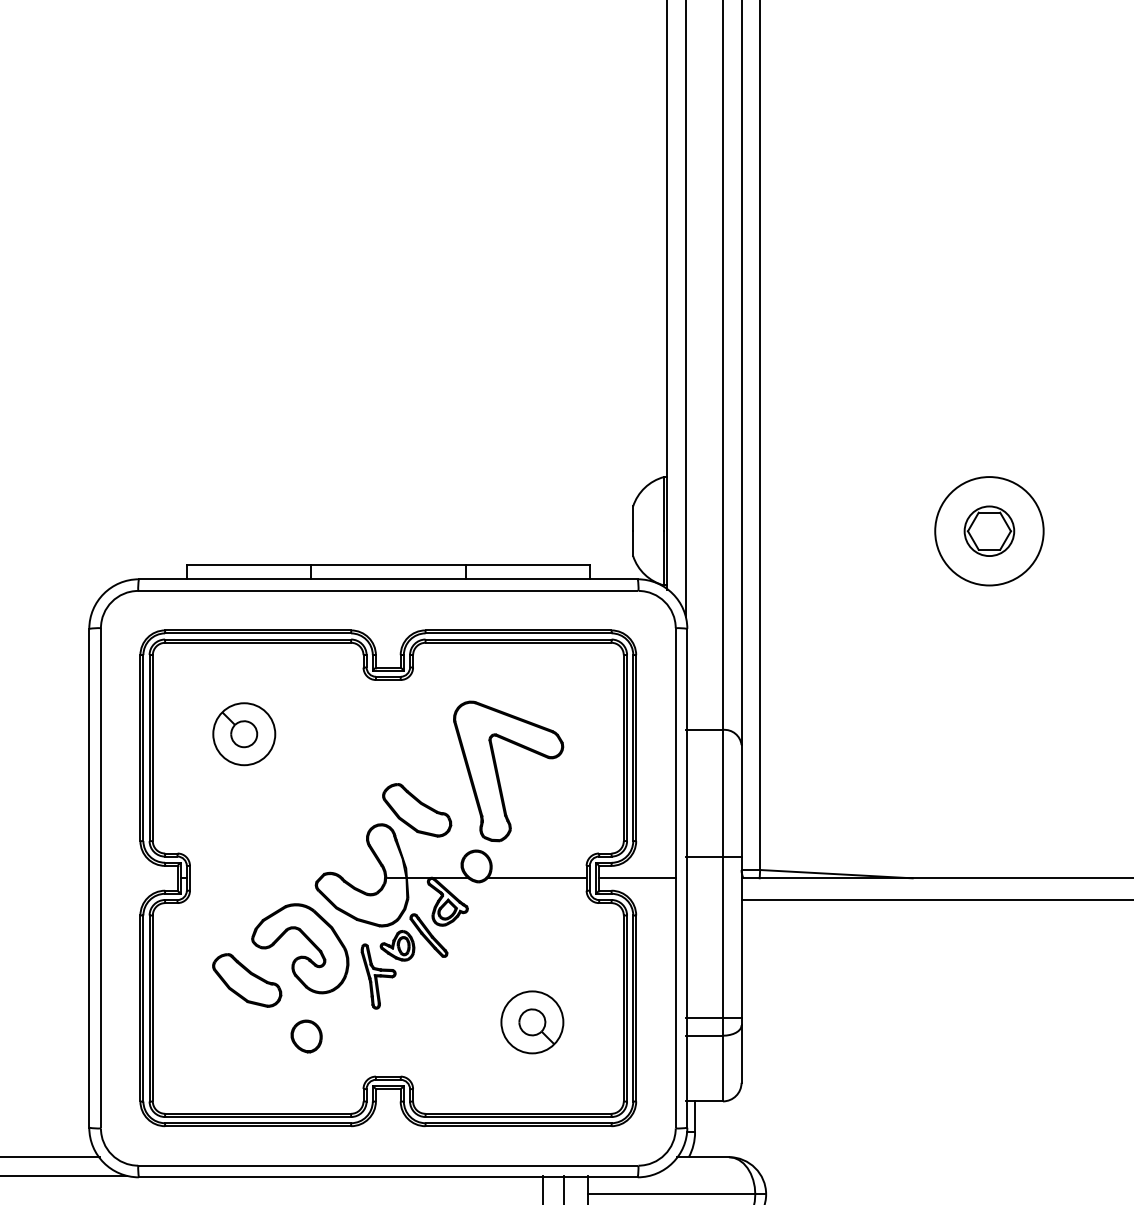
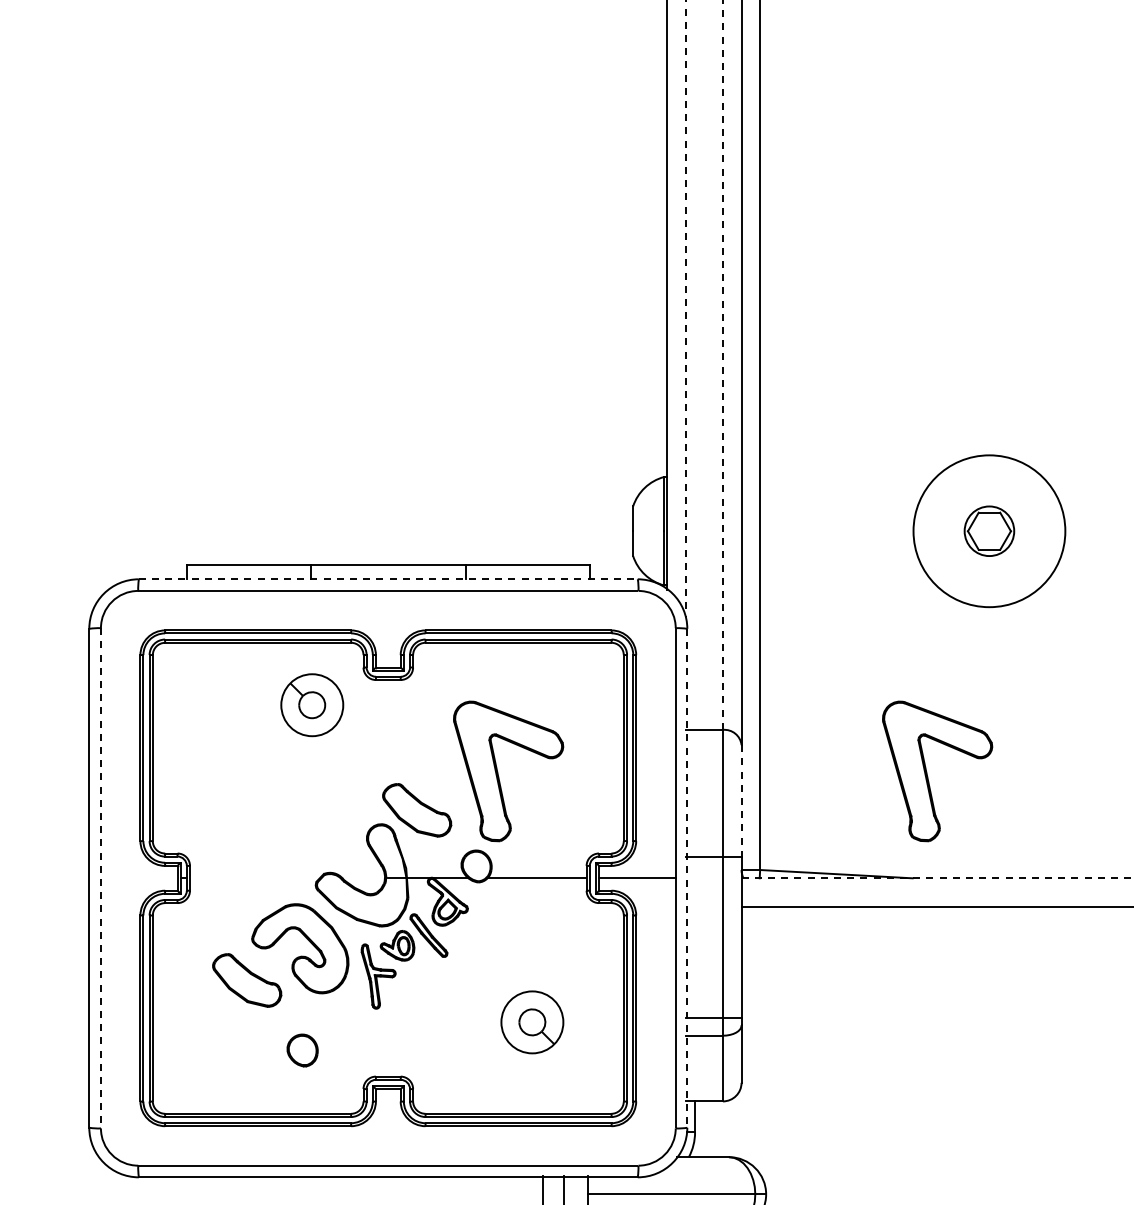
line: solid -> dashed (685, 309)
line: solid -> dashed (722, 365)
circle diameter: 108 px -> 152 px (989, 531)
line: solid -> dashed (388, 579)
part position: (244, 734) -> (312, 705) (312, 705)
part: none -> present (927, 771)
line: solid -> dashed (741, 800)
line: solid -> dashed (100, 878)
line: solid -> dashed (687, 878)
line: solid -> dashed (937, 878)
line position: (935, 900) -> (935, 907) (935, 907)
part position: (306, 1036) -> (302, 1050) (302, 1050)
line: present -> none (51, 1157)
line: present -> none (64, 1175)
